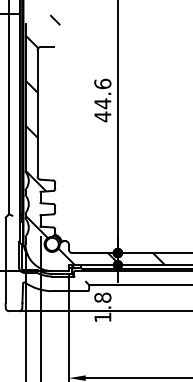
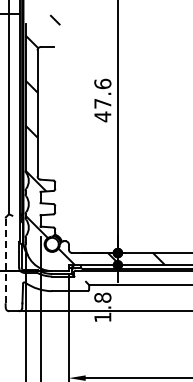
text: 44.6 -> 47.6 (102, 103)
line: solid -> dashed (5, 261)
